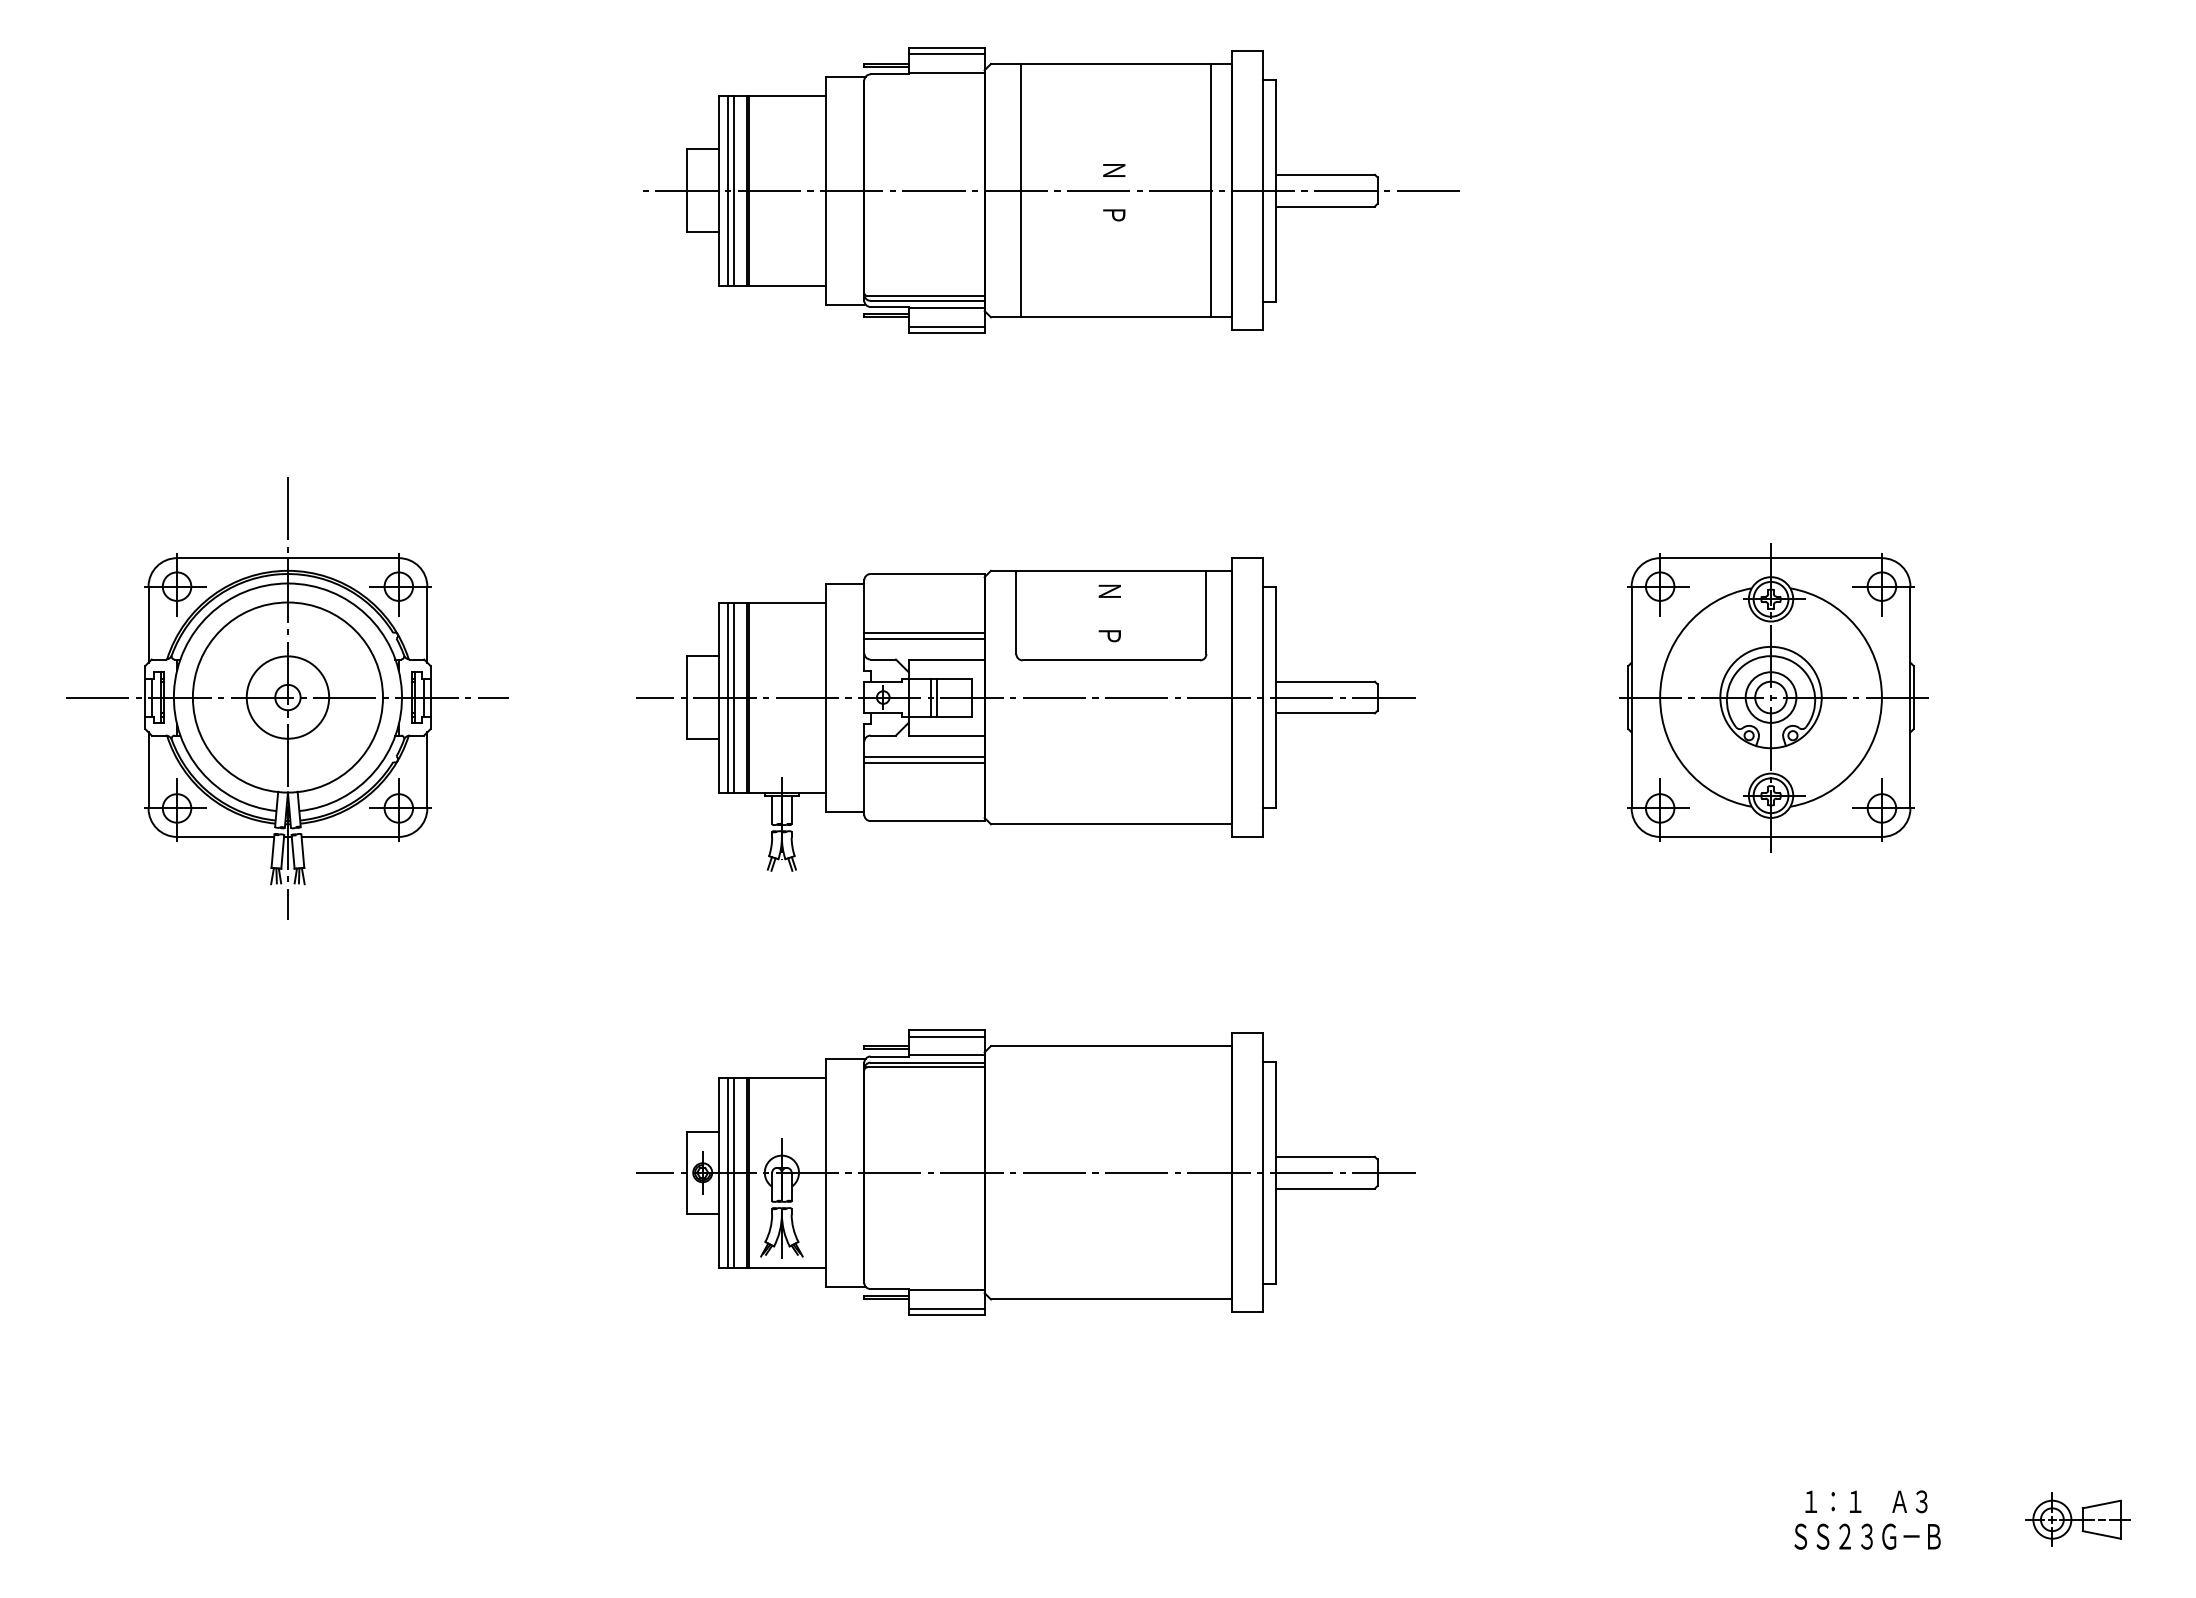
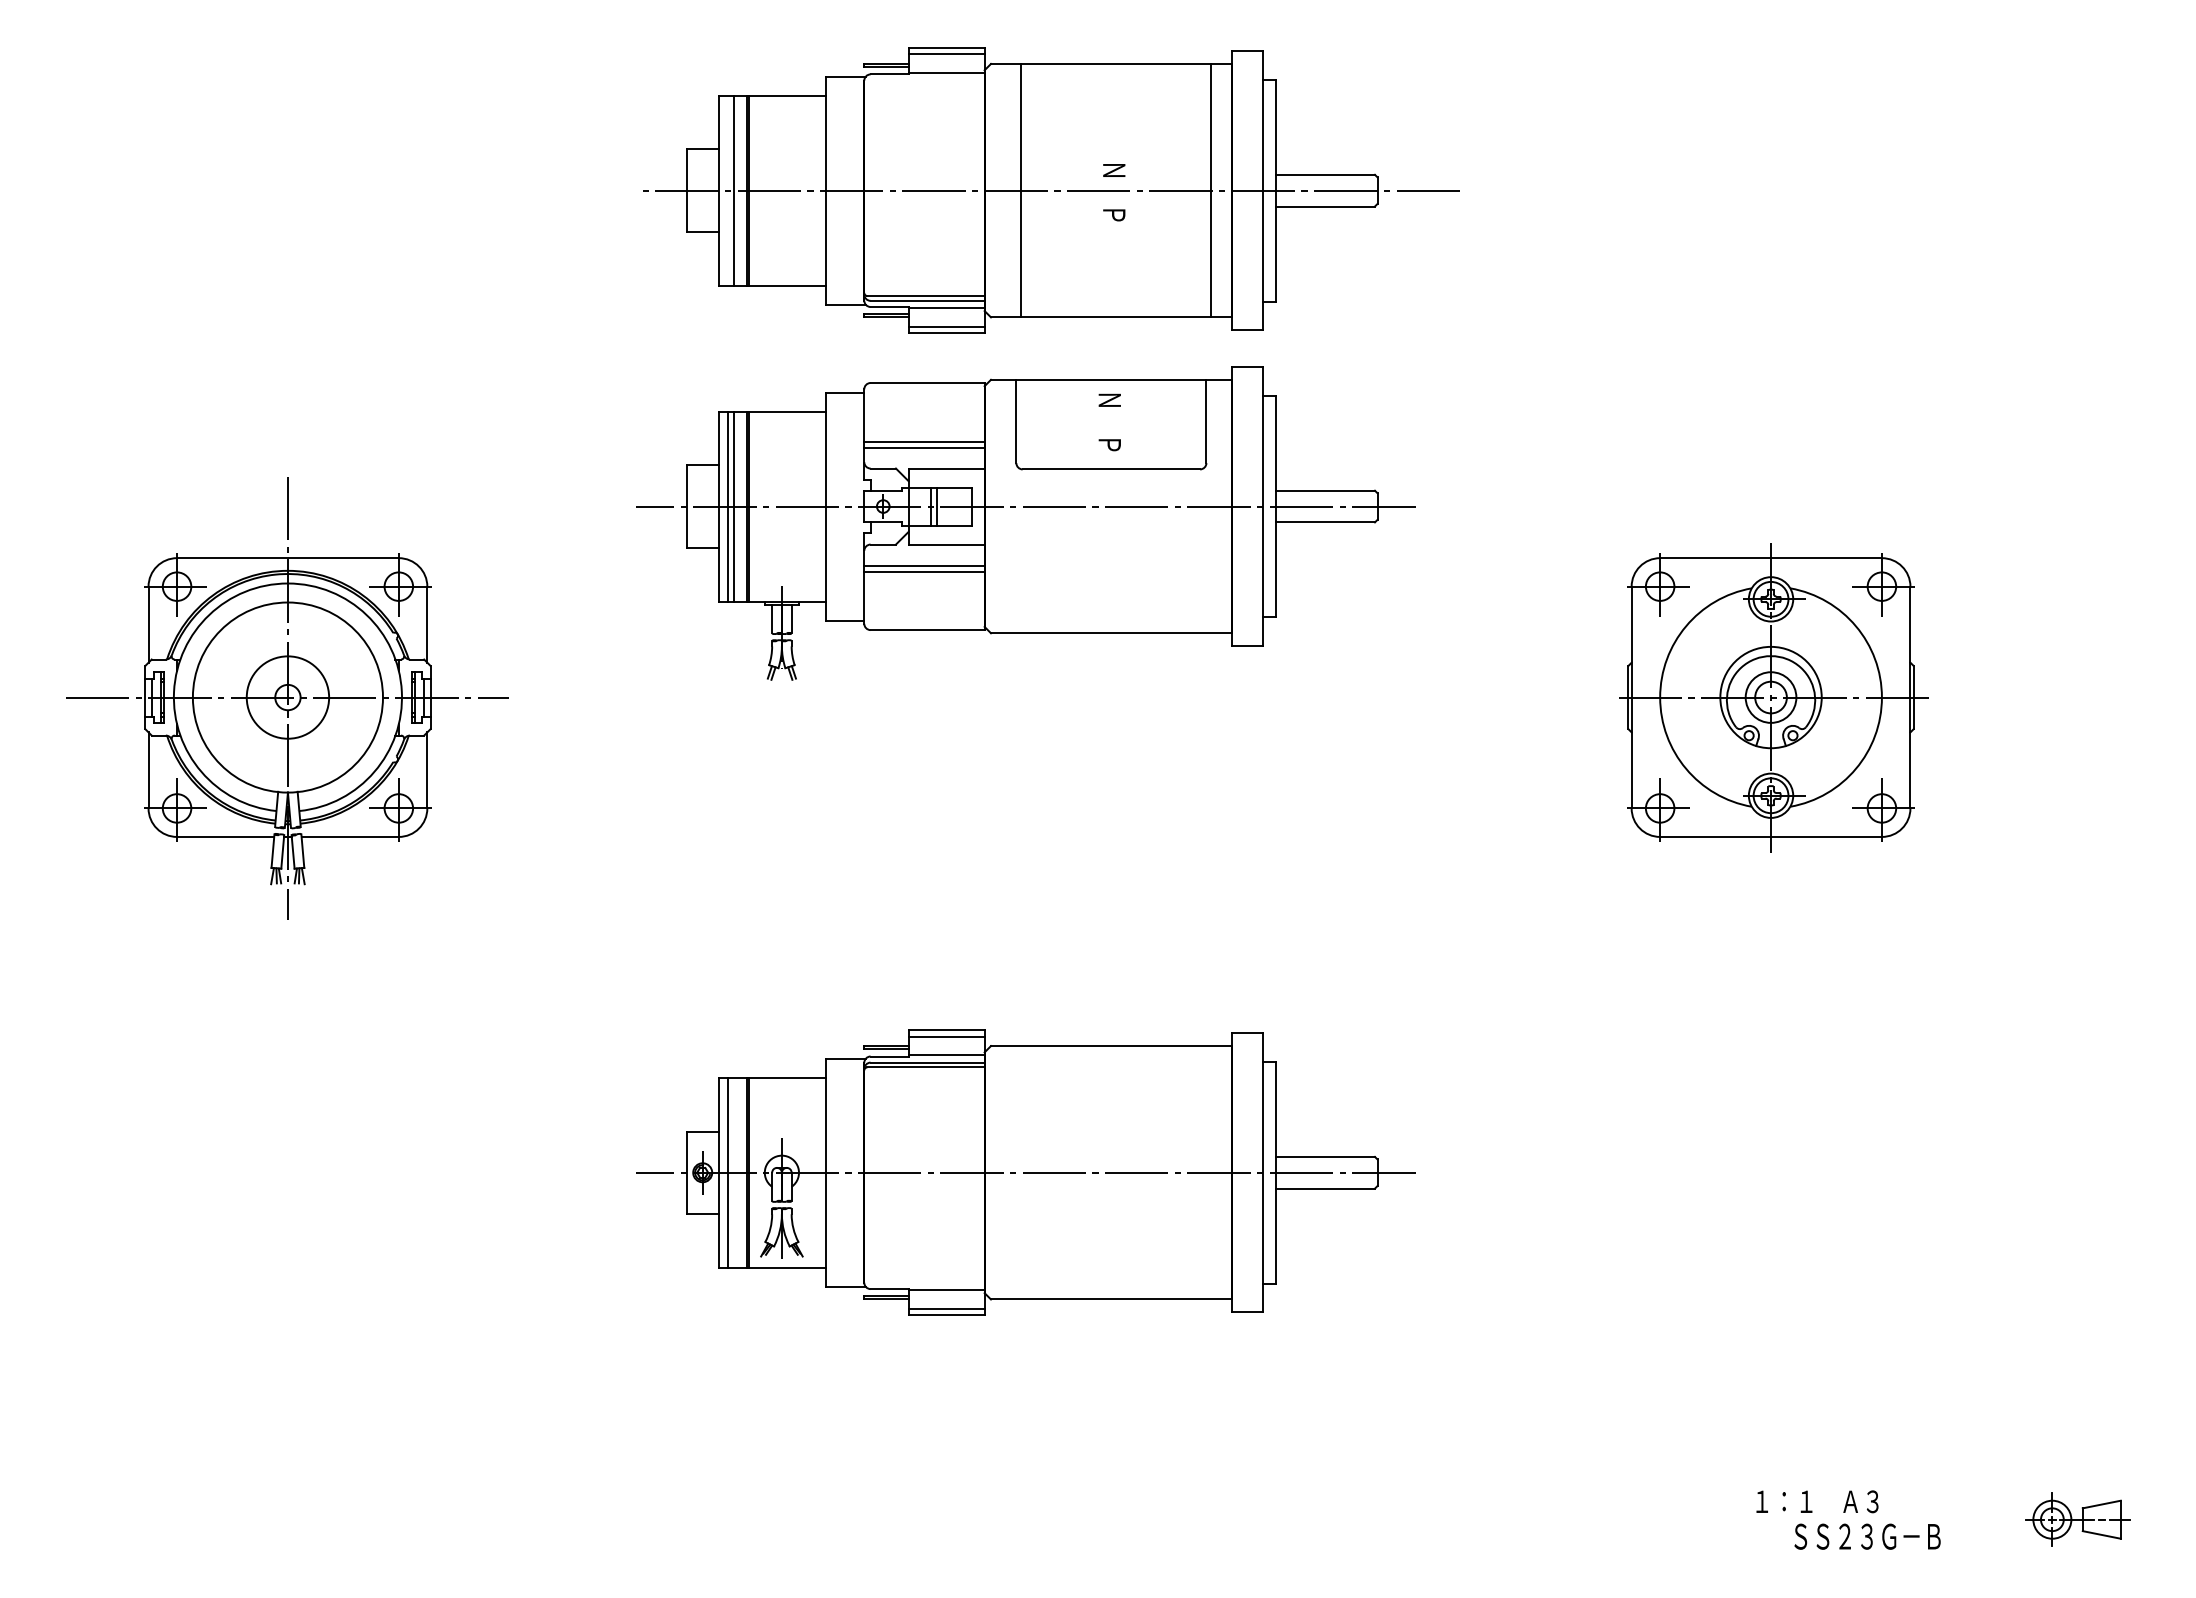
line: present -> none (728, 190)
part position: (1025, 714) -> (1025, 523) (1025, 523)
line: present -> none (734, 1172)
text position: (1866, 1501) -> (1817, 1501) (1817, 1501)
